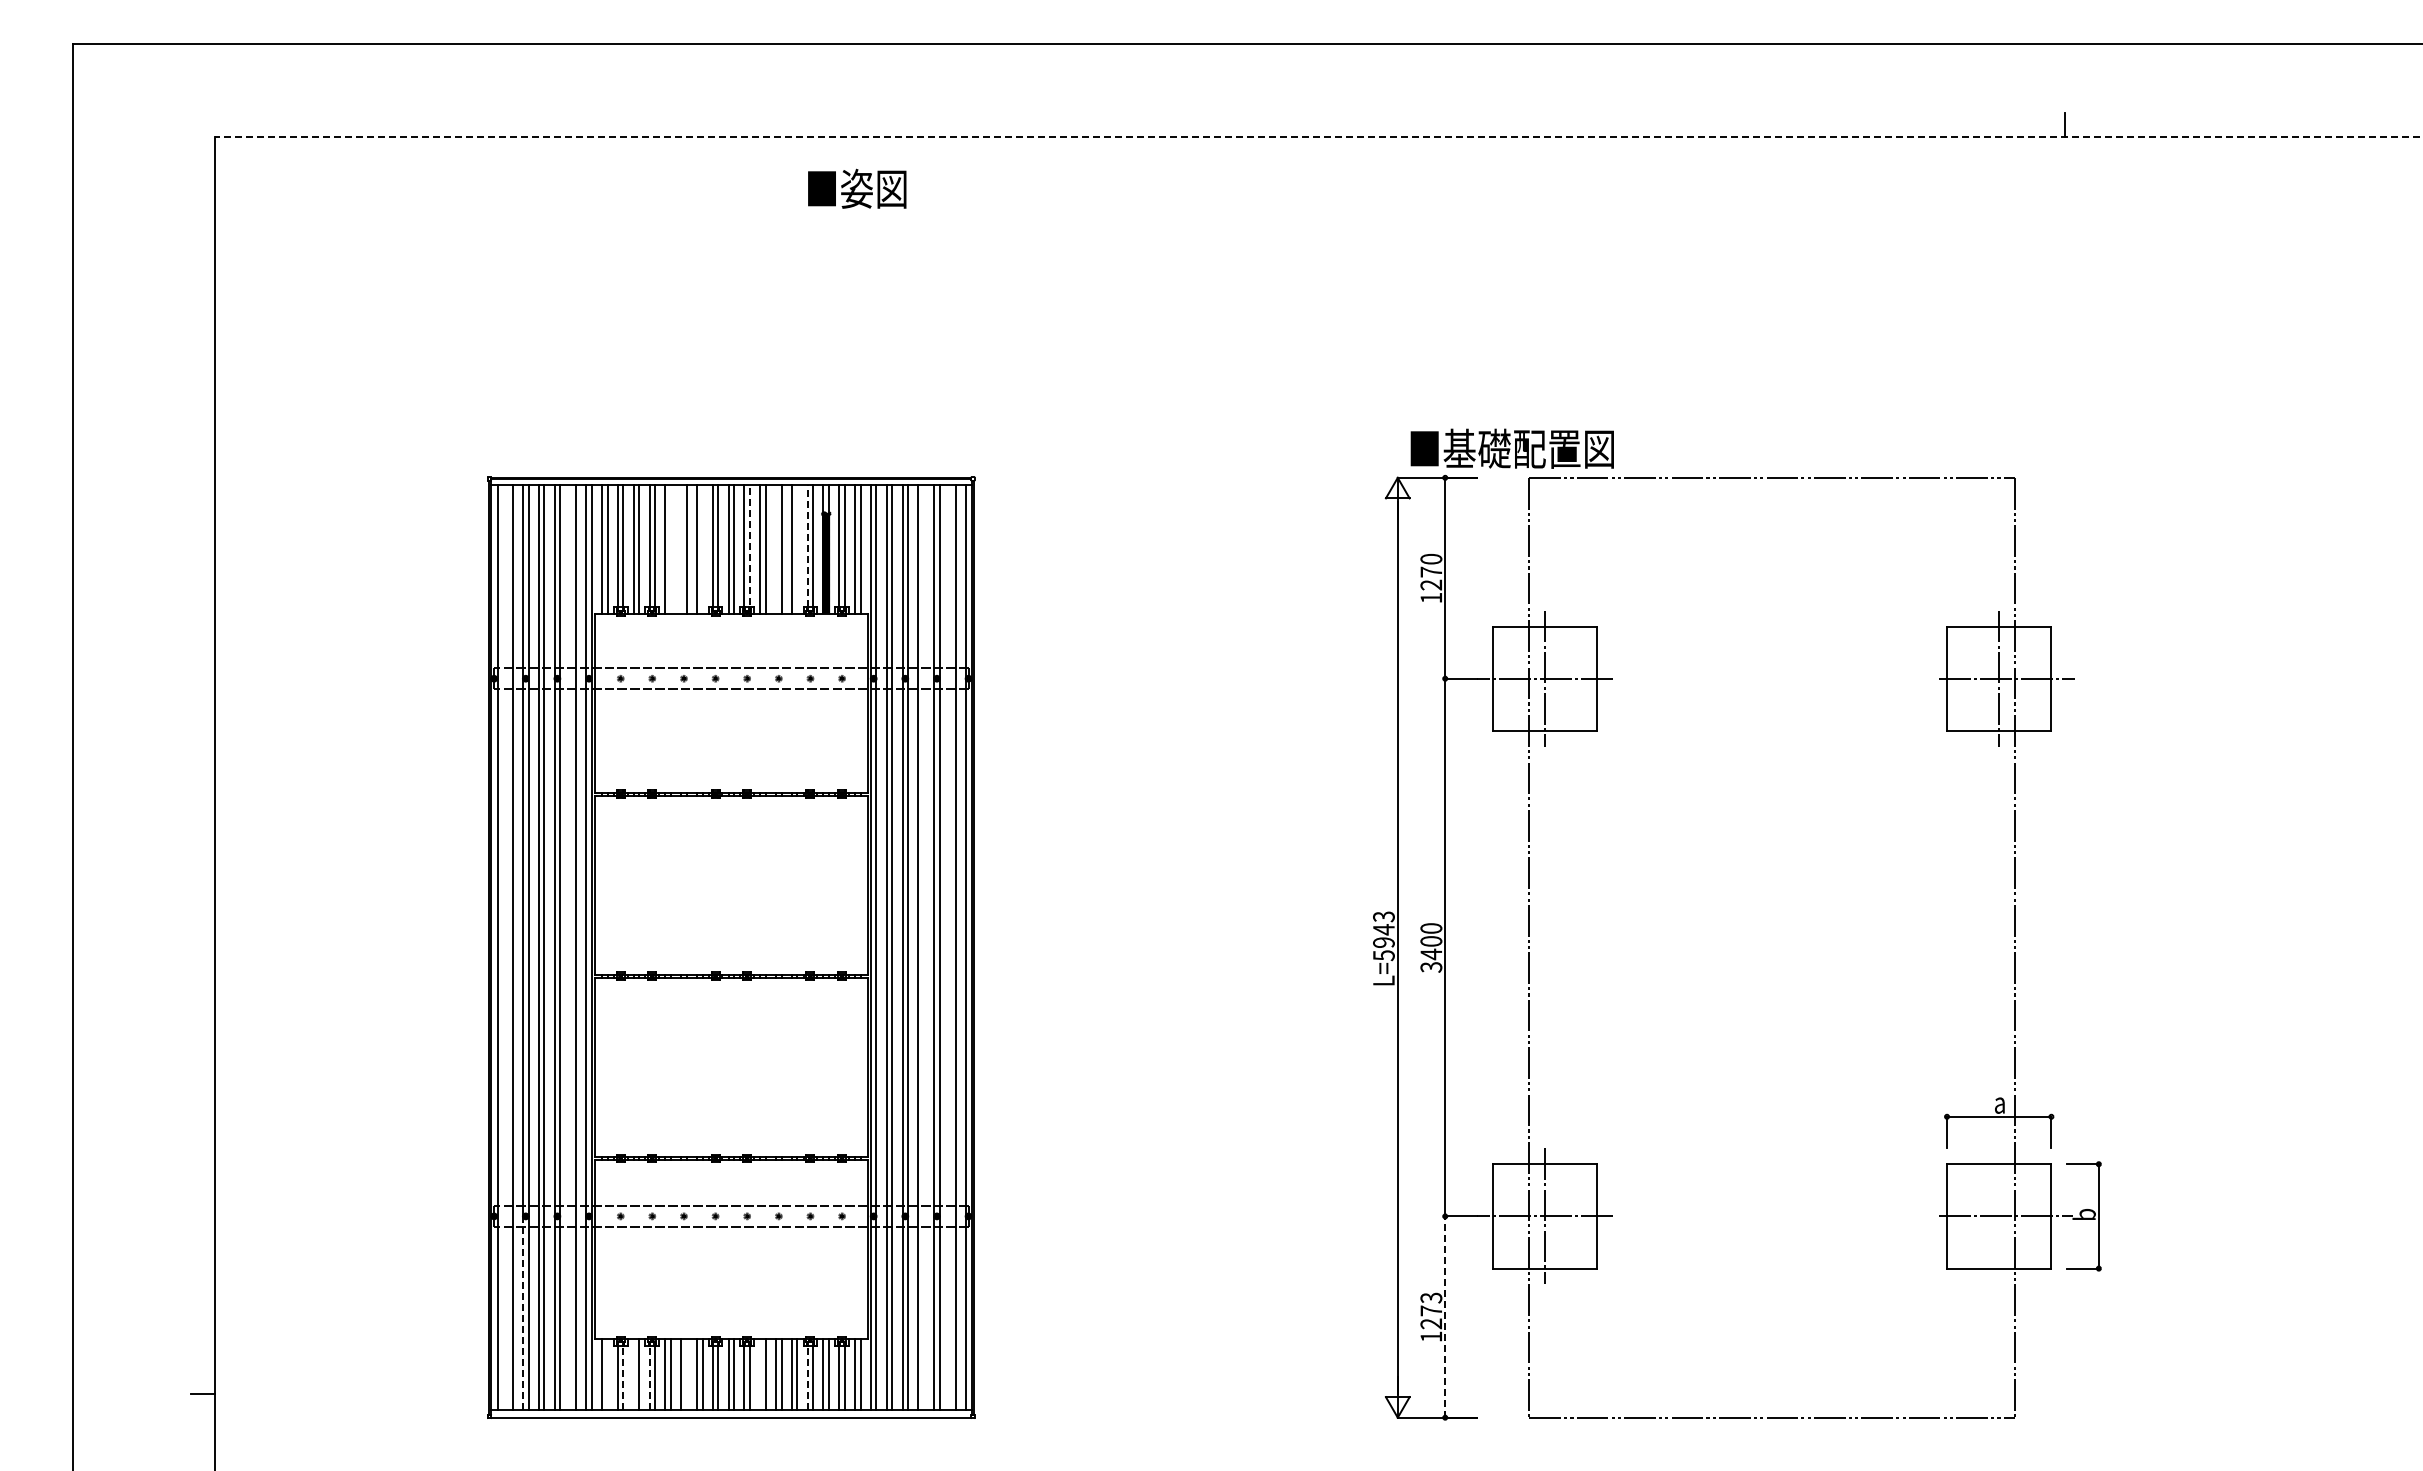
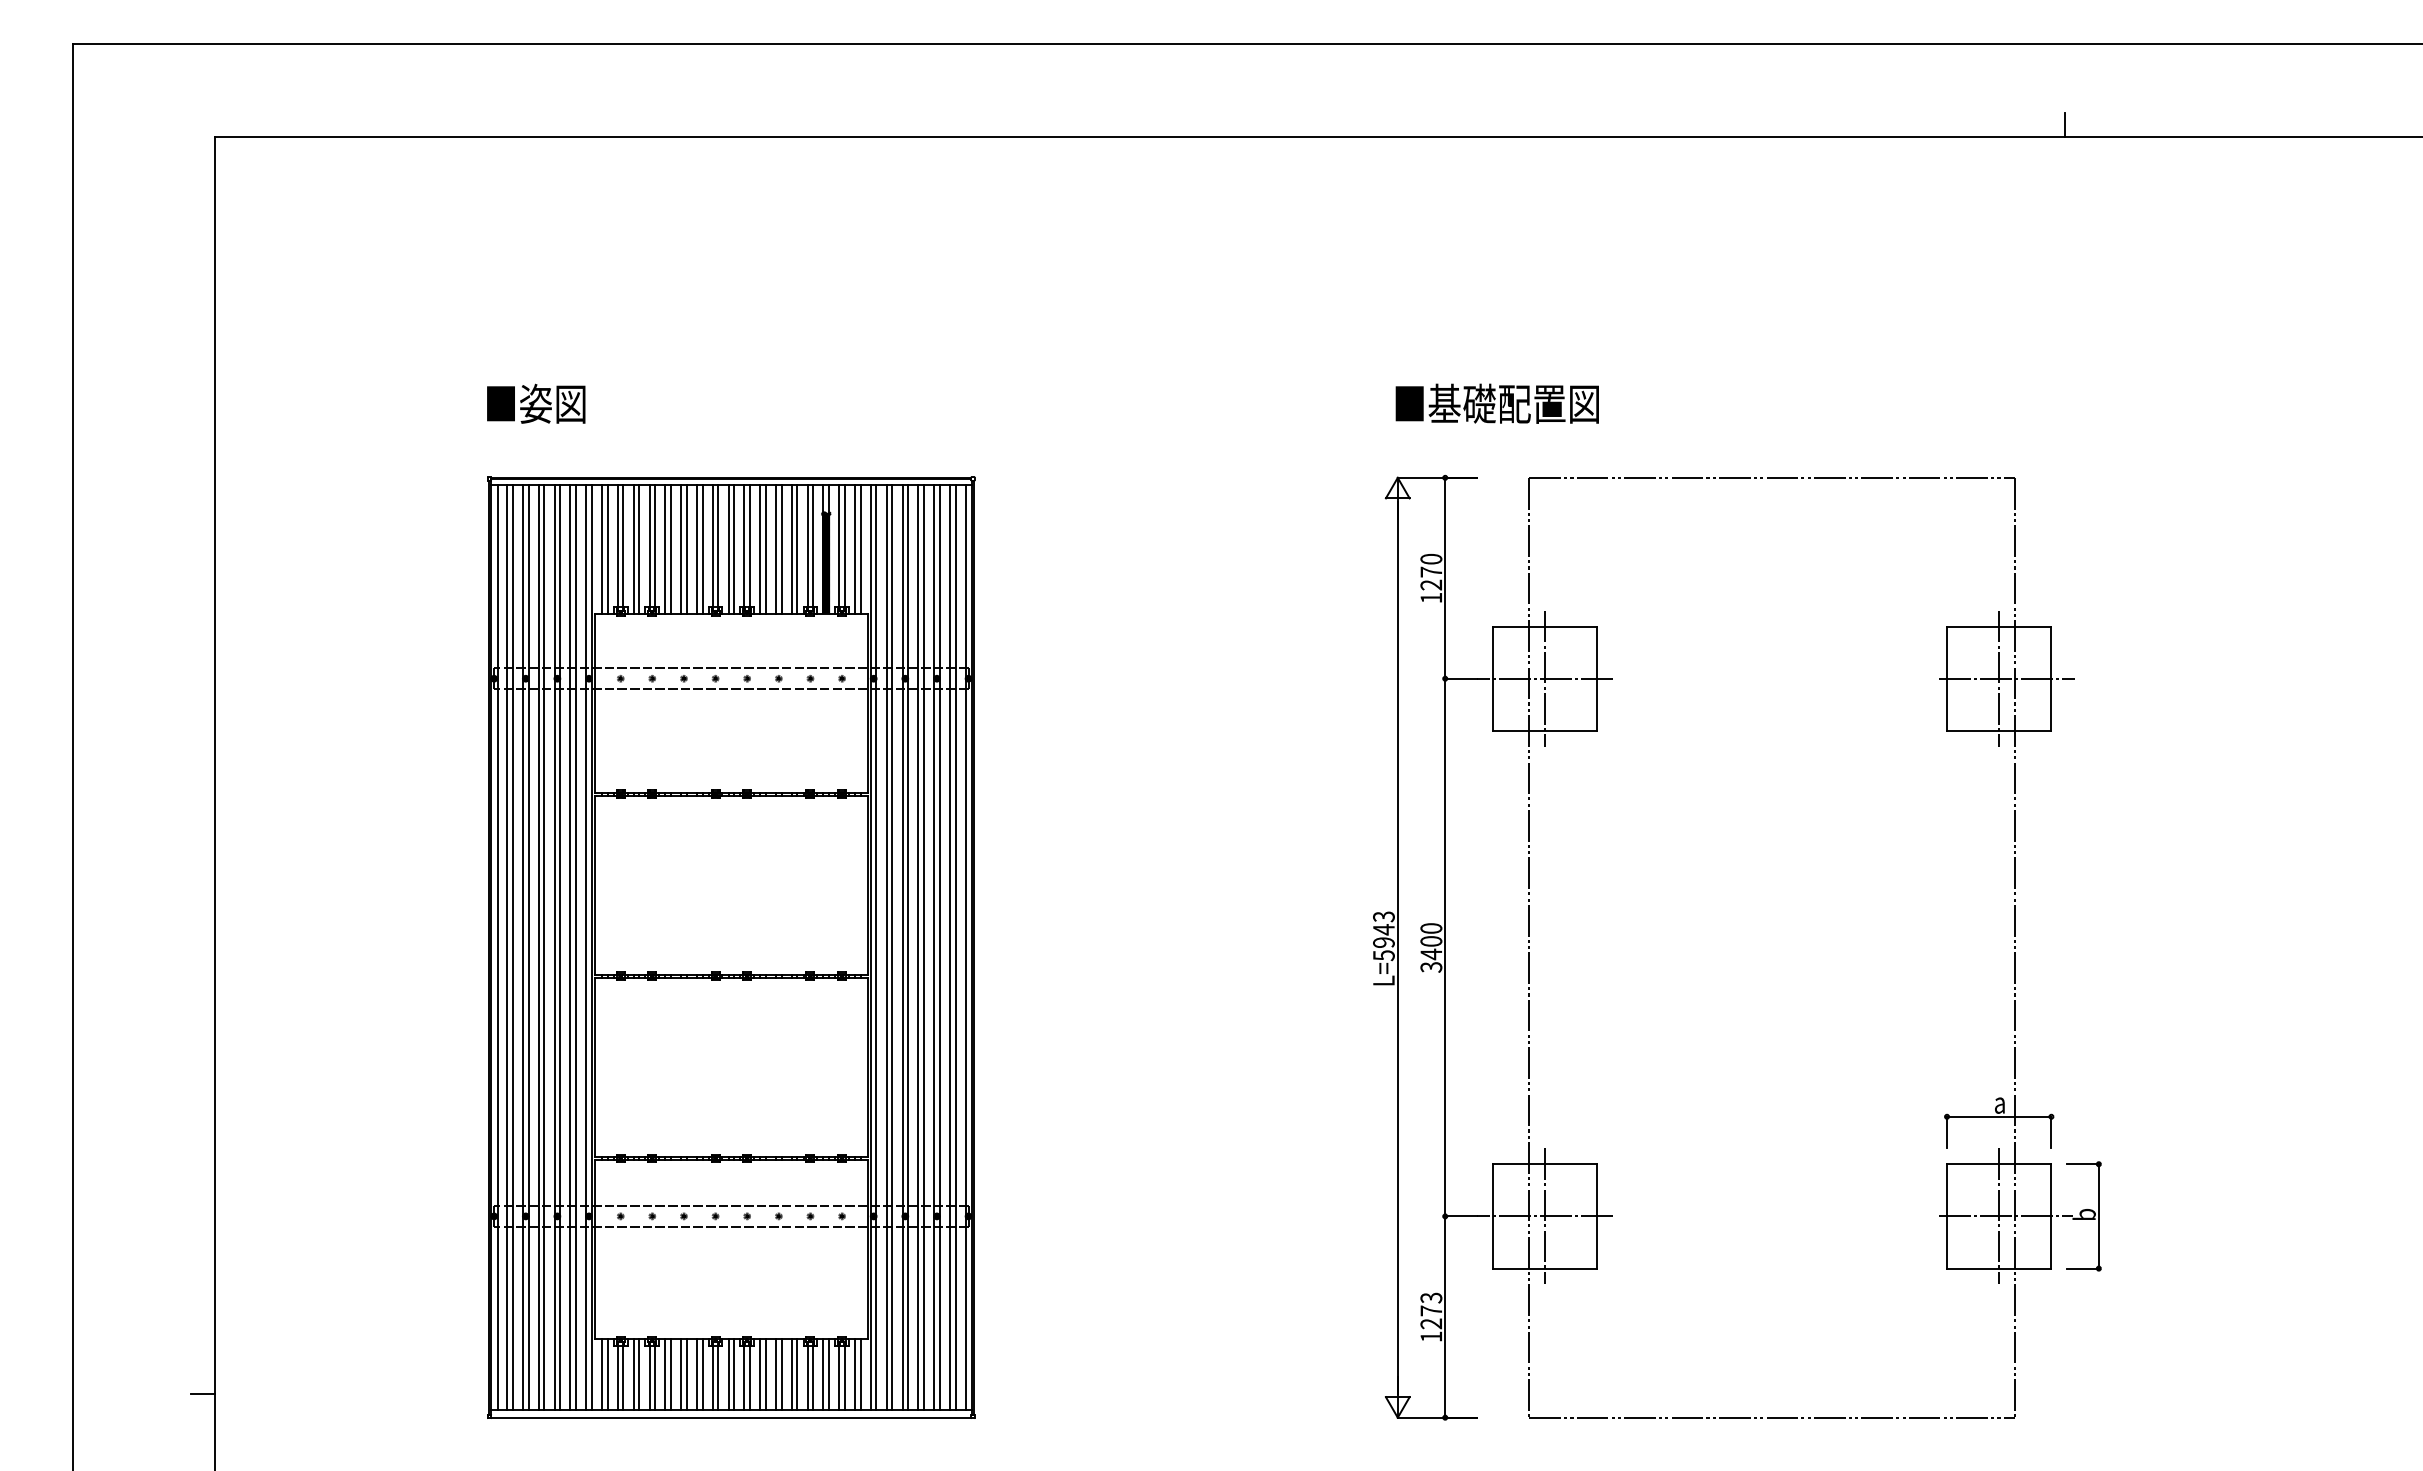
line: dashed -> solid (1318, 136)
text position: (857, 188) -> (536, 403) (536, 403)
text position: (1511, 448) -> (1496, 403) (1496, 403)
line: dashed -> solid (807, 545)
line: none -> present (670, 548)
line: none -> present (681, 548)
line: none -> present (702, 548)
line: none -> present (776, 548)
line: none -> present (797, 548)
line: dashed -> solid (749, 549)
line: none -> present (507, 947)
line: none -> present (570, 947)
line: none -> present (923, 947)
line: none -> present (949, 947)
line: none -> present (1999, 1216)
line: dashed -> solid (523, 1313)
line: dashed -> solid (1445, 1317)
line: none -> present (607, 1374)
line: none -> present (633, 1374)
line: none -> present (686, 1374)
line: none -> present (760, 1374)
line: dashed -> solid (623, 1377)
line: dashed -> solid (649, 1377)
line: dashed -> solid (807, 1377)
